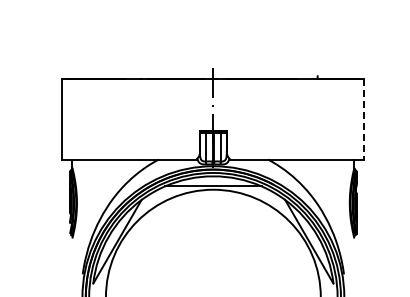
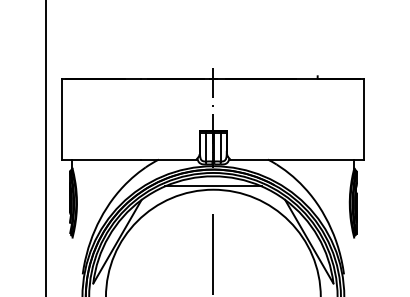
line: dashed -> solid (364, 119)
line: none -> present (45, 147)
line: none -> present (213, 253)
